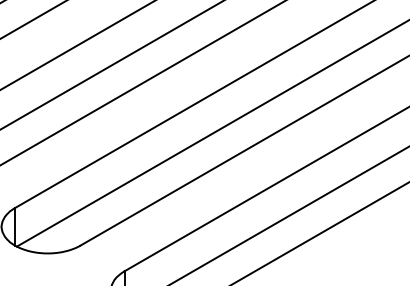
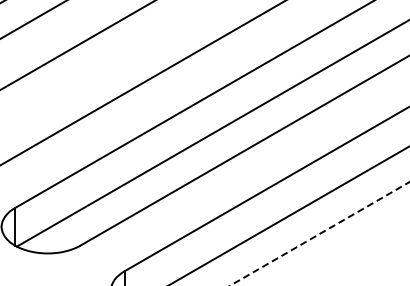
line: present -> none (111, 65)
line: solid -> dashed (319, 233)
